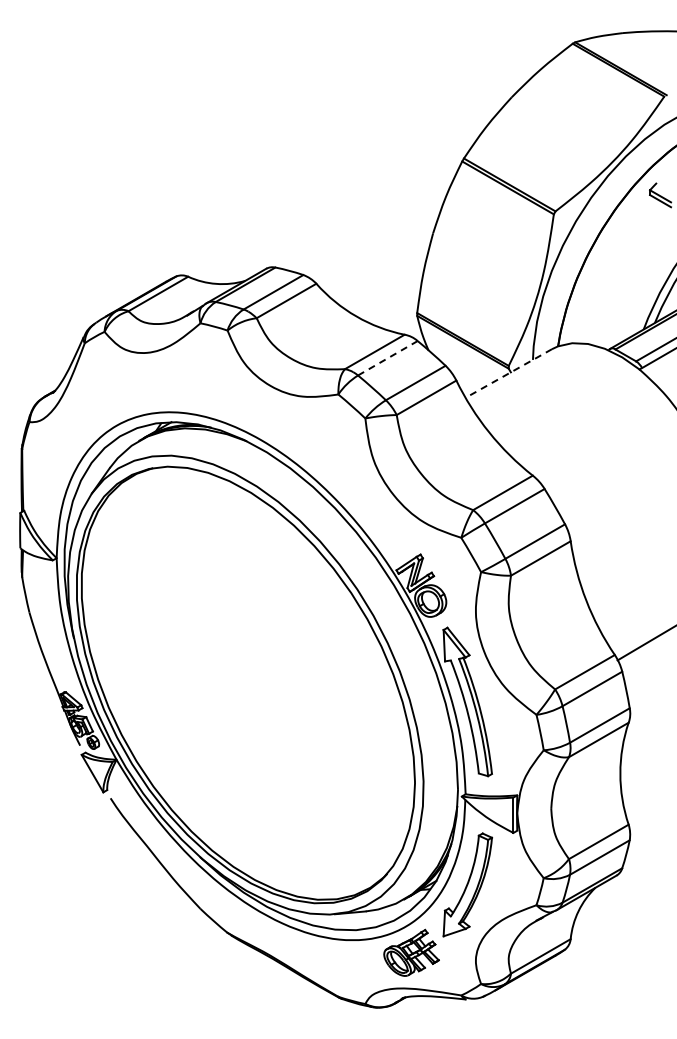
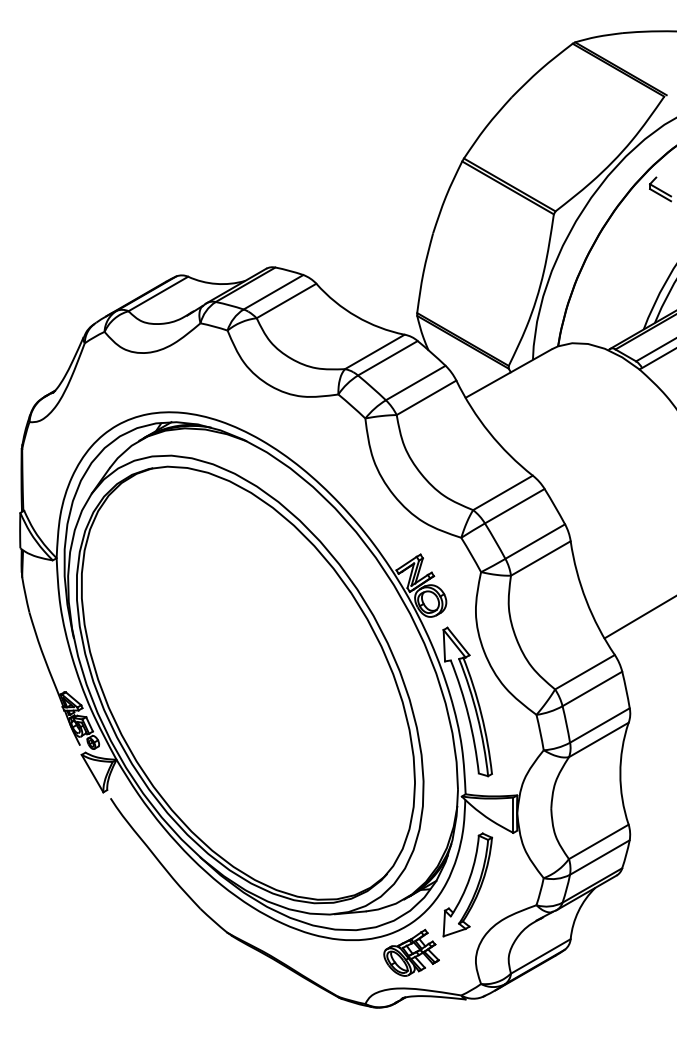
part position: (660, 195) -> (660, 189) (660, 189)
line: dashed -> solid (388, 358)
line: dashed -> solid (508, 373)
line position: (645, 643) -> (638, 617) (638, 617)
